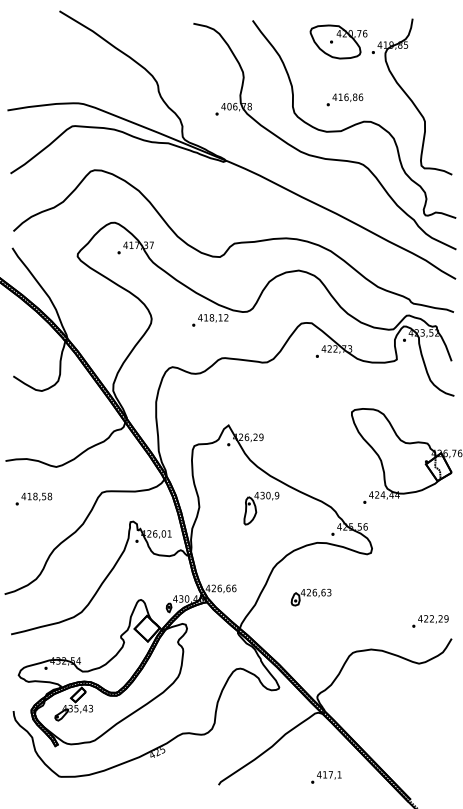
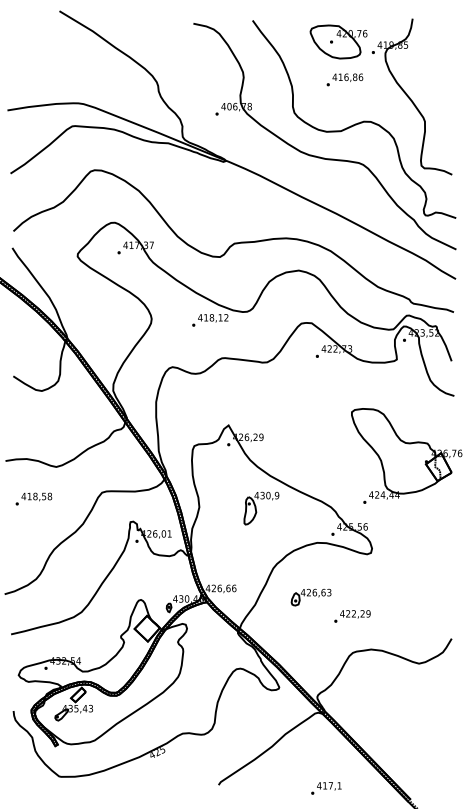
text position: (344, 99) -> (344, 79) (344, 79)
text position: (430, 621) -> (352, 616) (352, 616)
text position: (326, 777) -> (326, 788) (326, 788)
